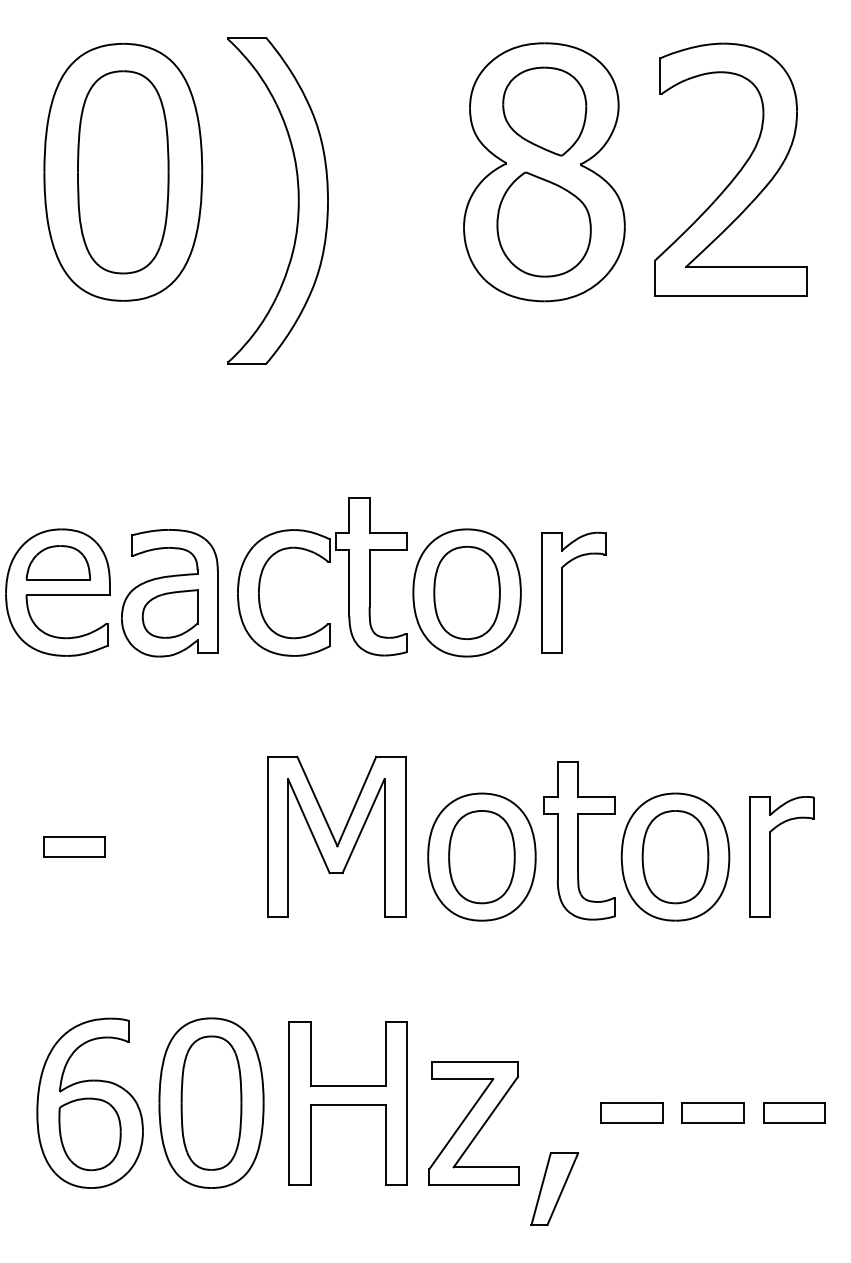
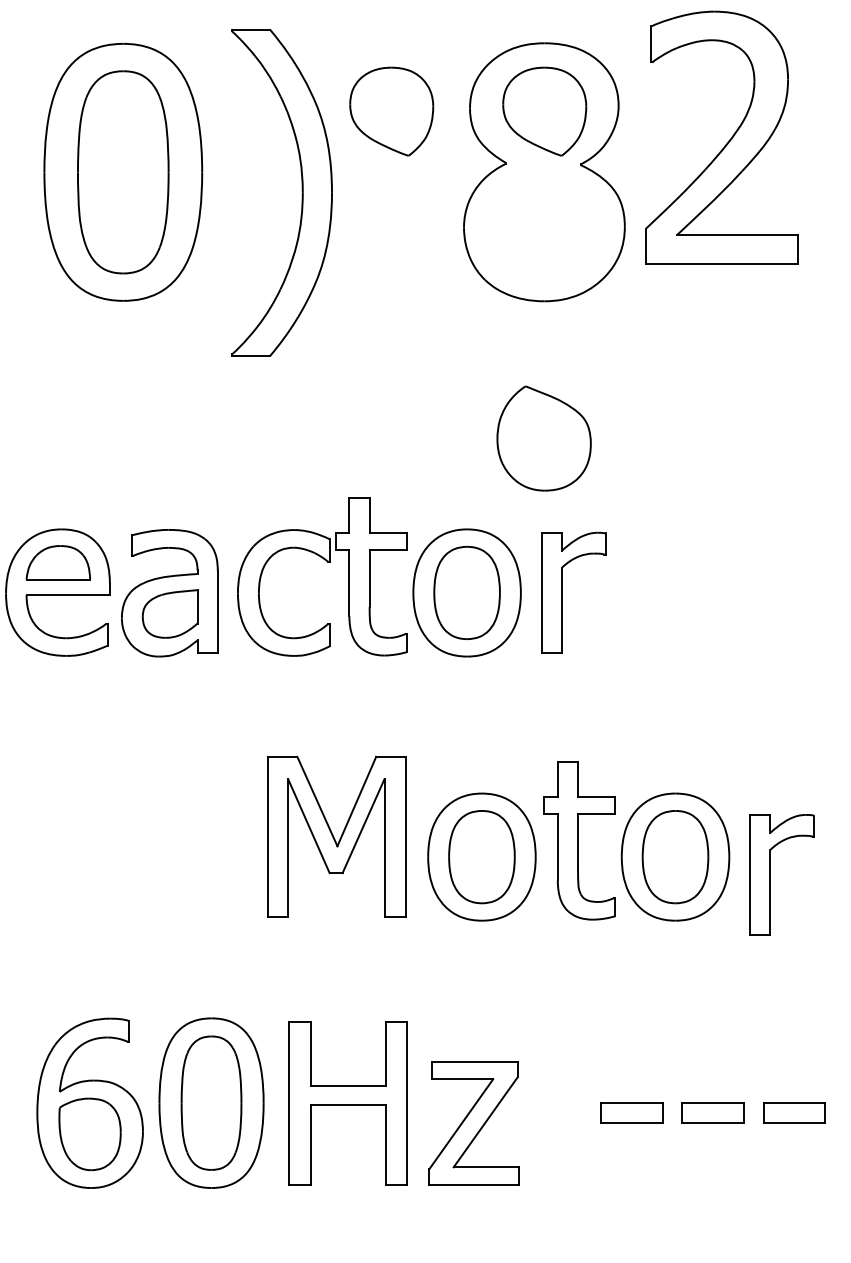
part: none -> present (391, 111)
part position: (737, 172) -> (728, 140) (728, 140)
part position: (297, 200) -> (301, 192) (301, 192)
part position: (543, 224) -> (543, 438) (543, 438)
part: present -> none (74, 846)
part position: (770, 856) -> (770, 874) (770, 874)
part: present -> none (554, 1189)
